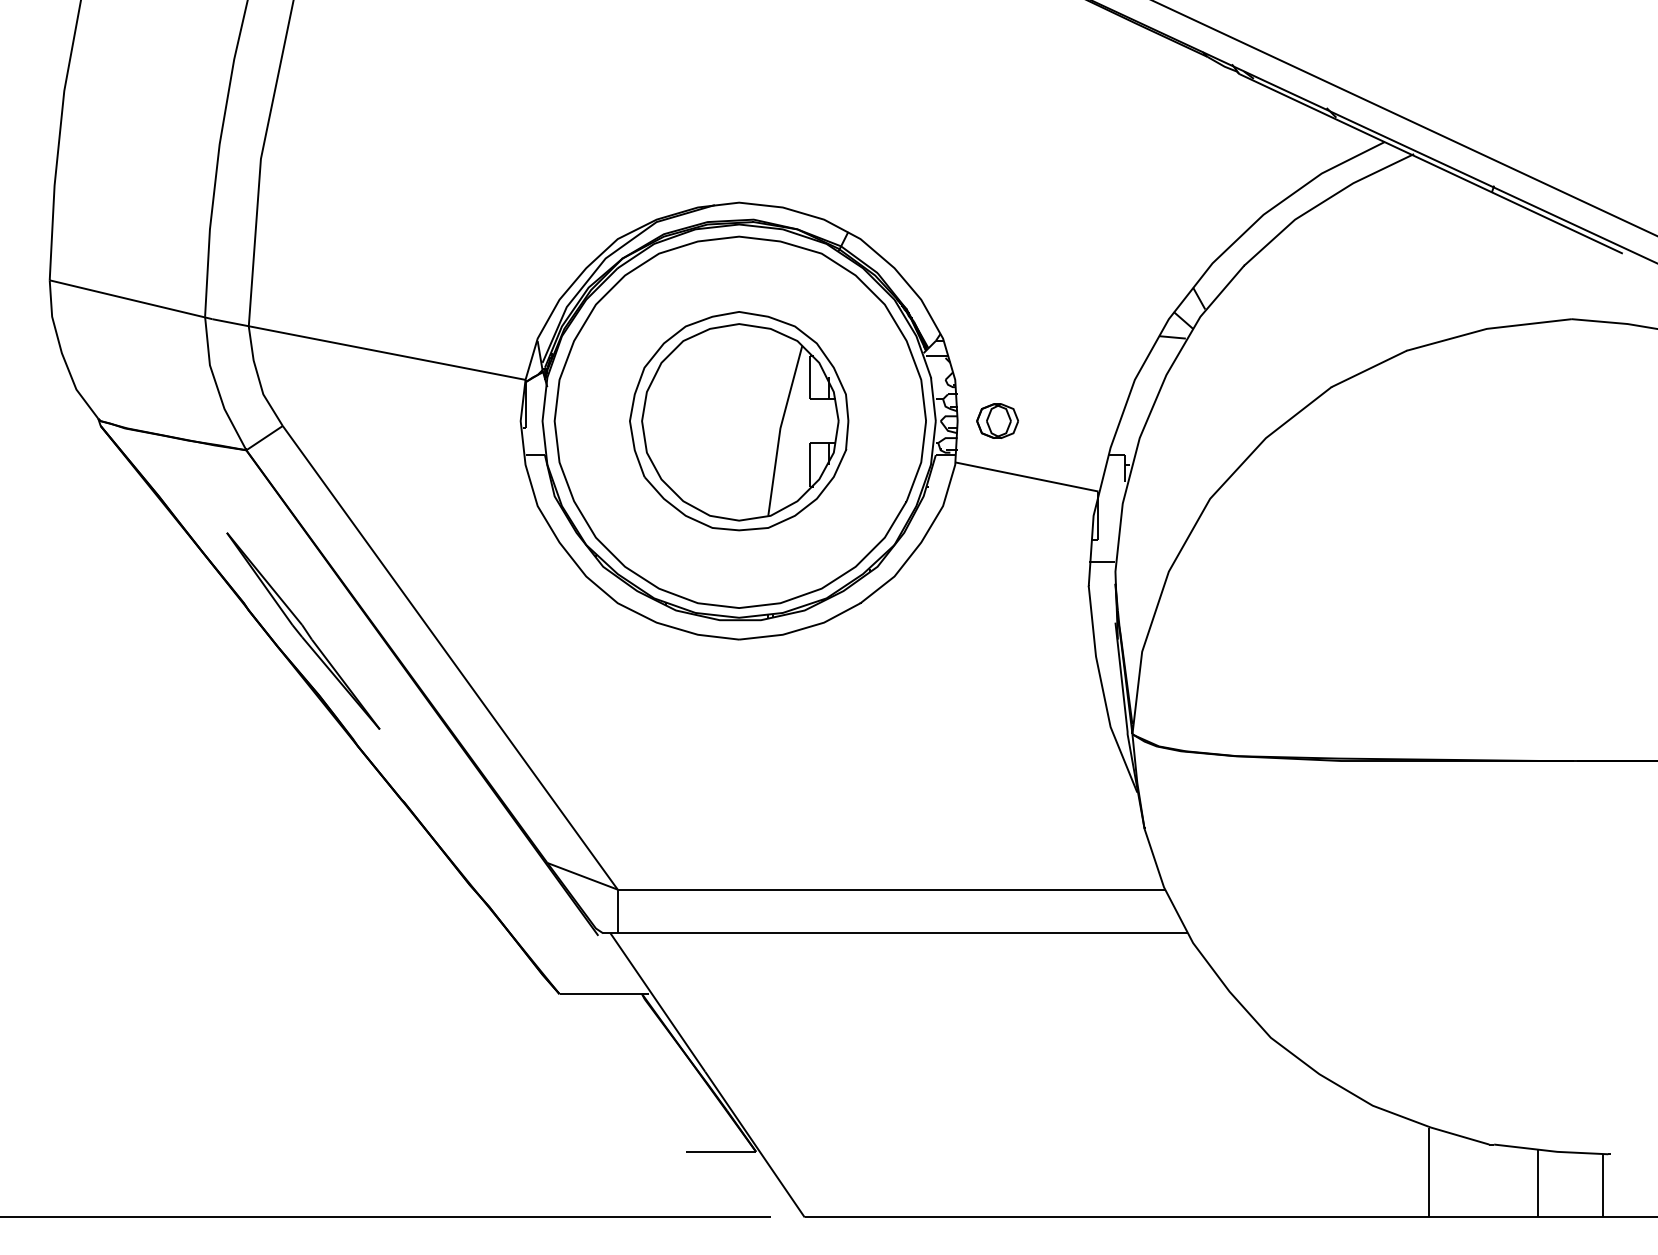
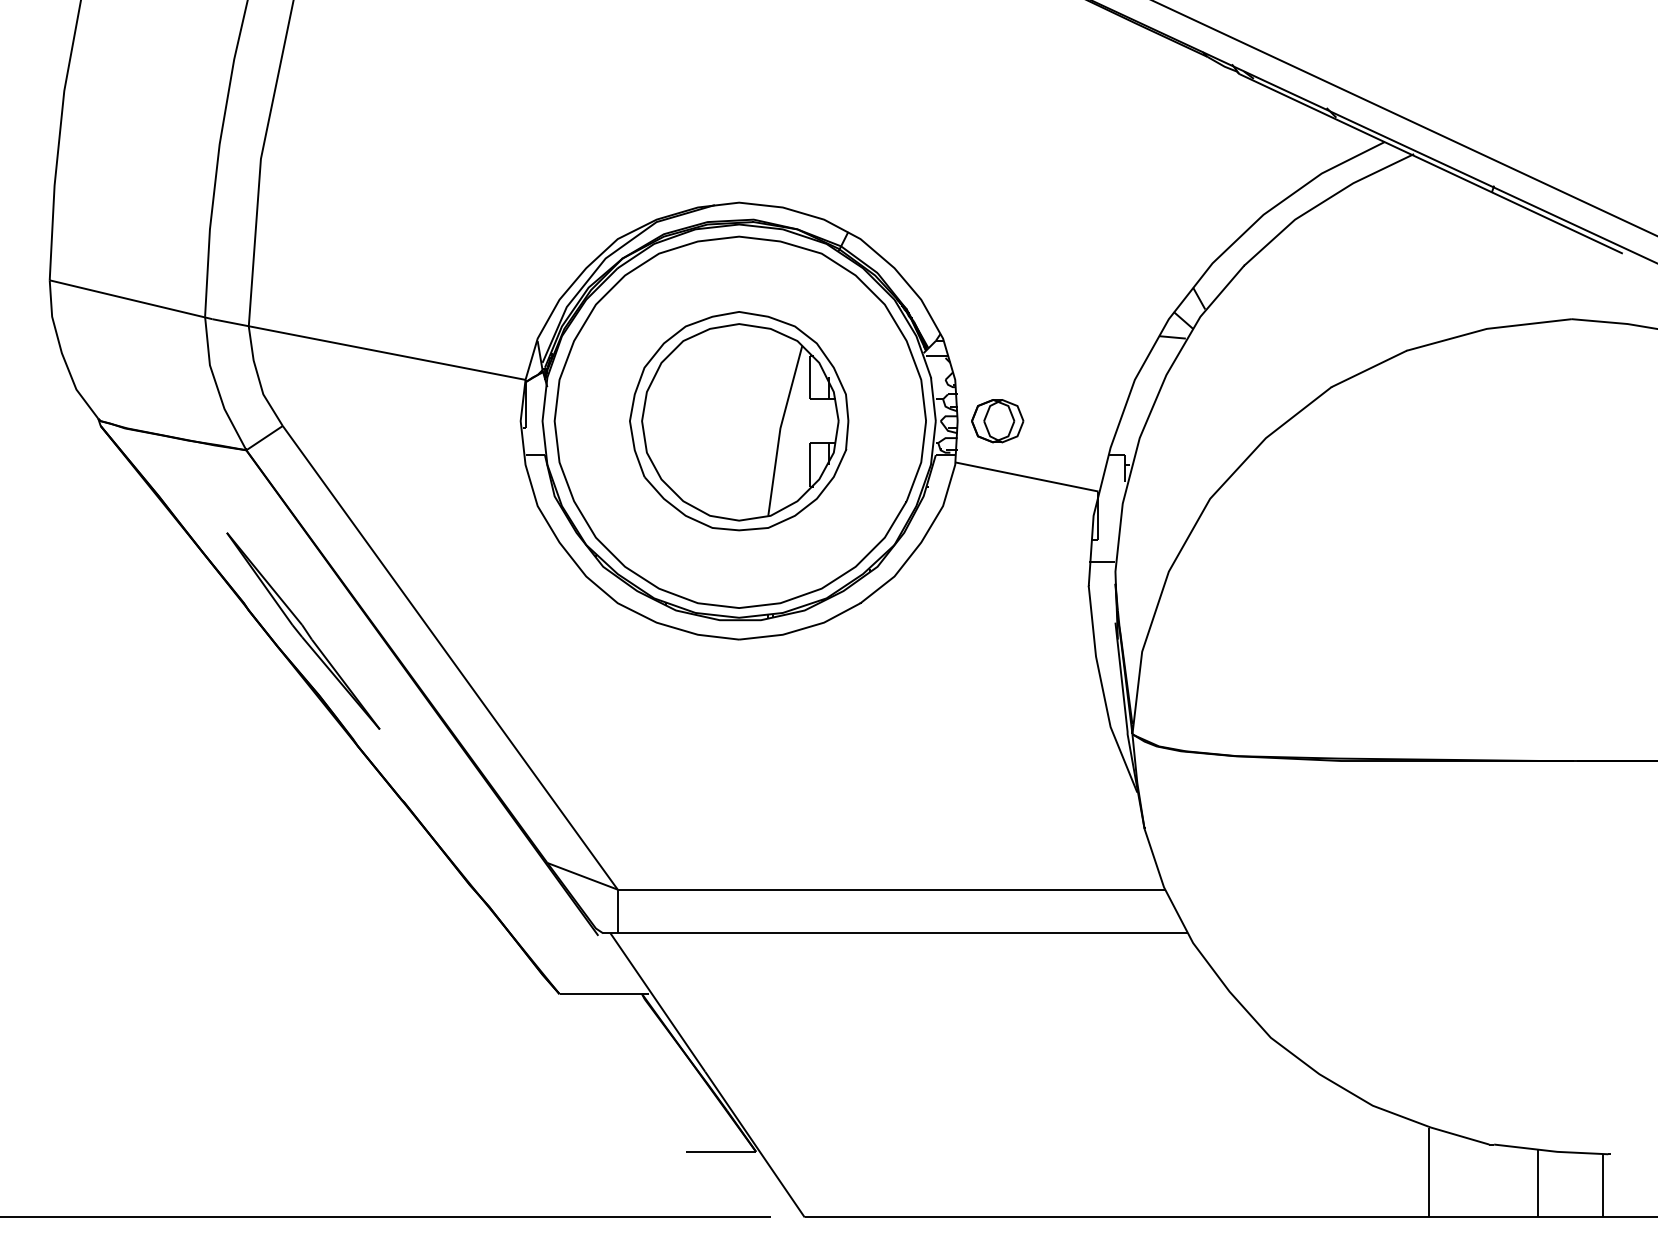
part size: 43x36 px -> 54x45 px (997, 421)
